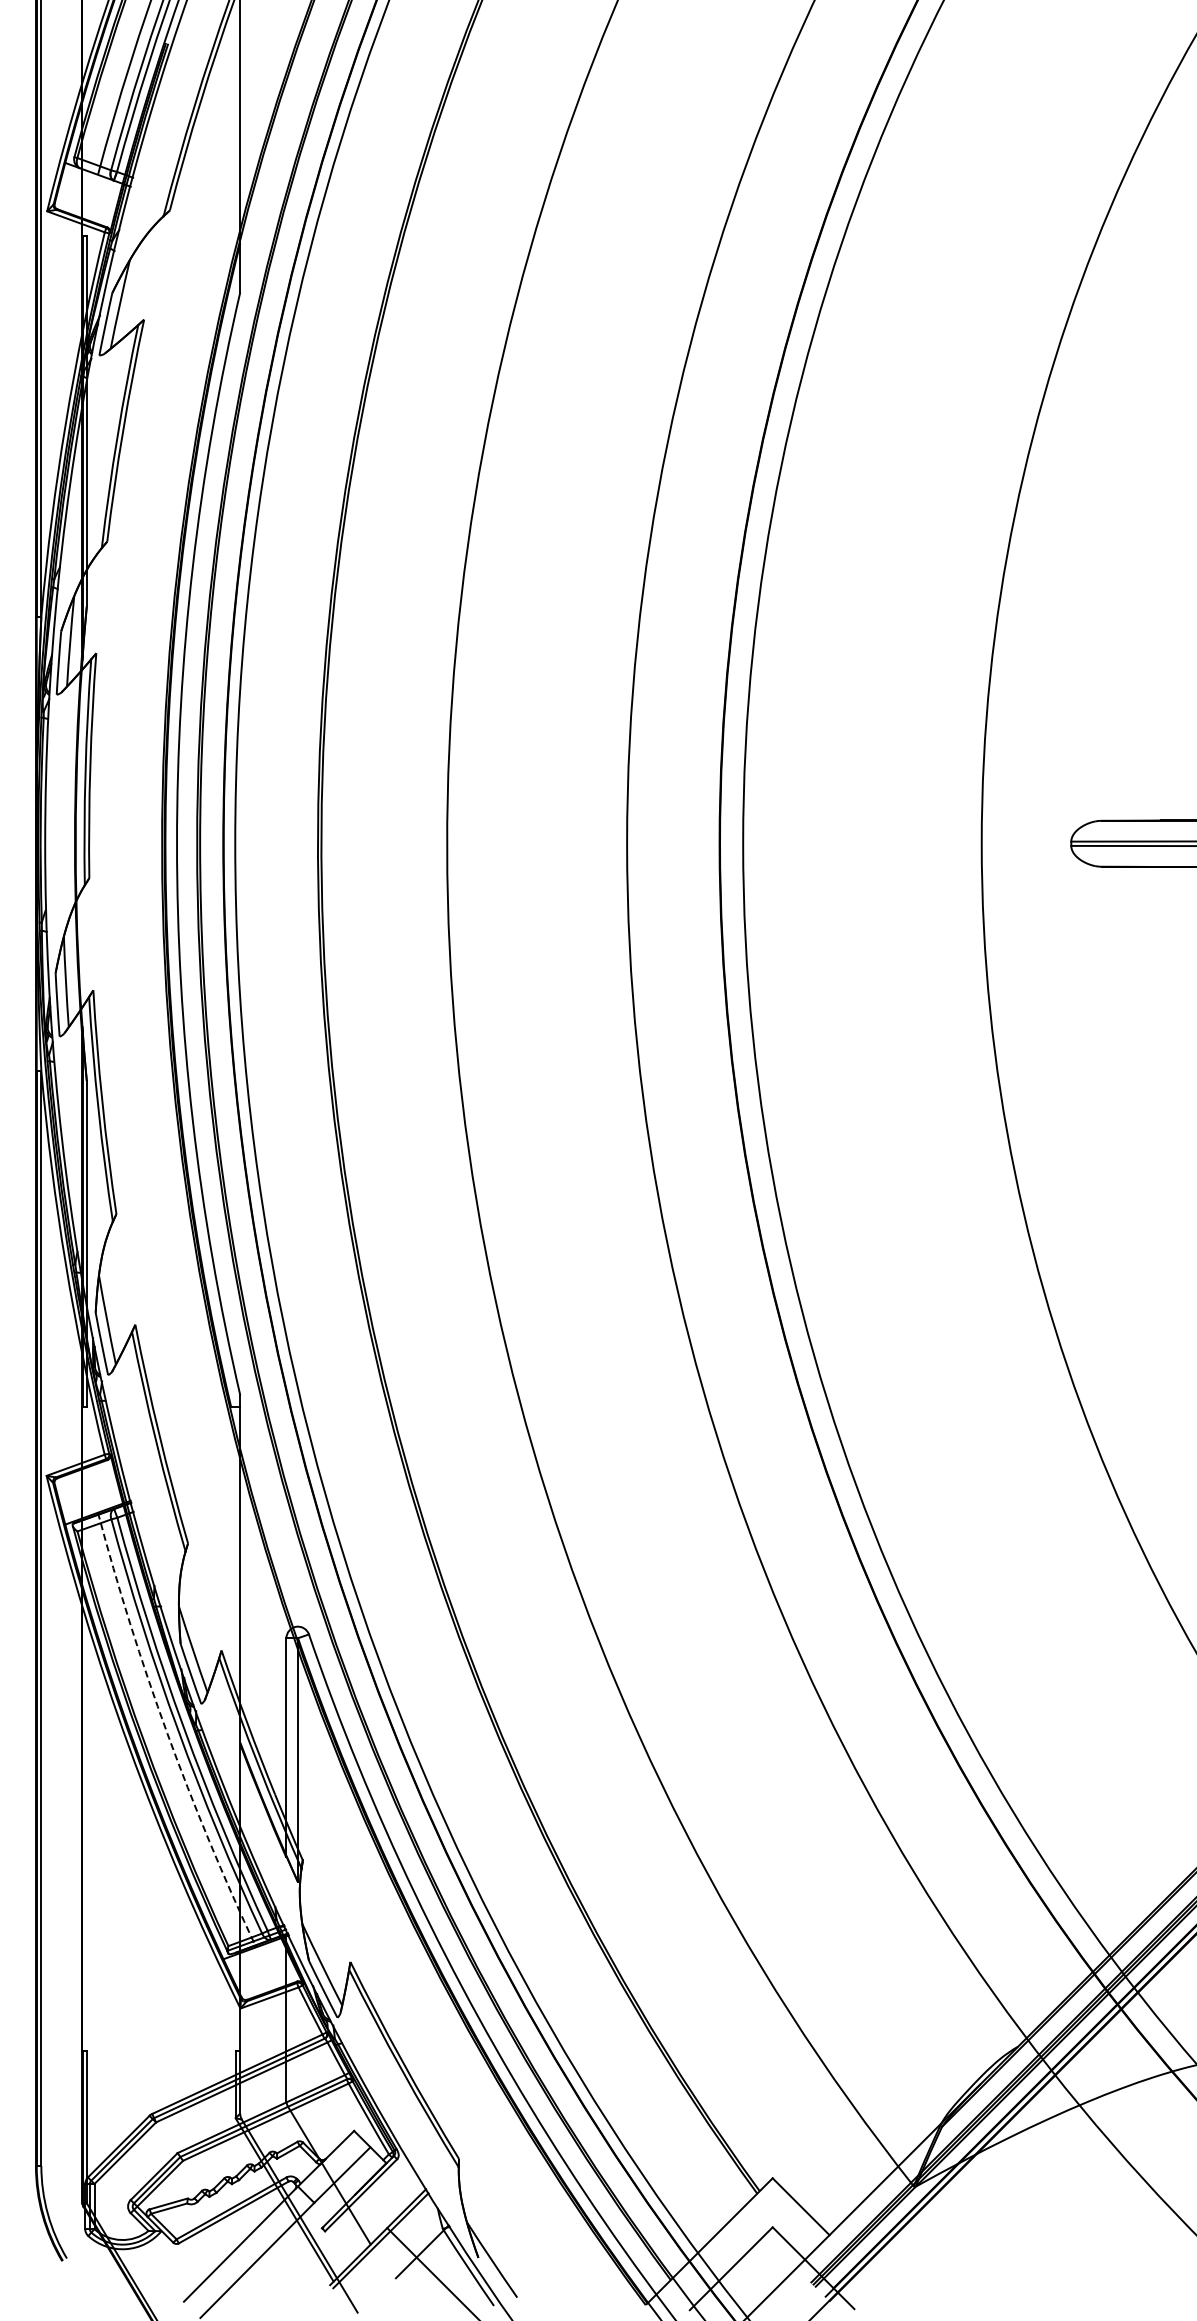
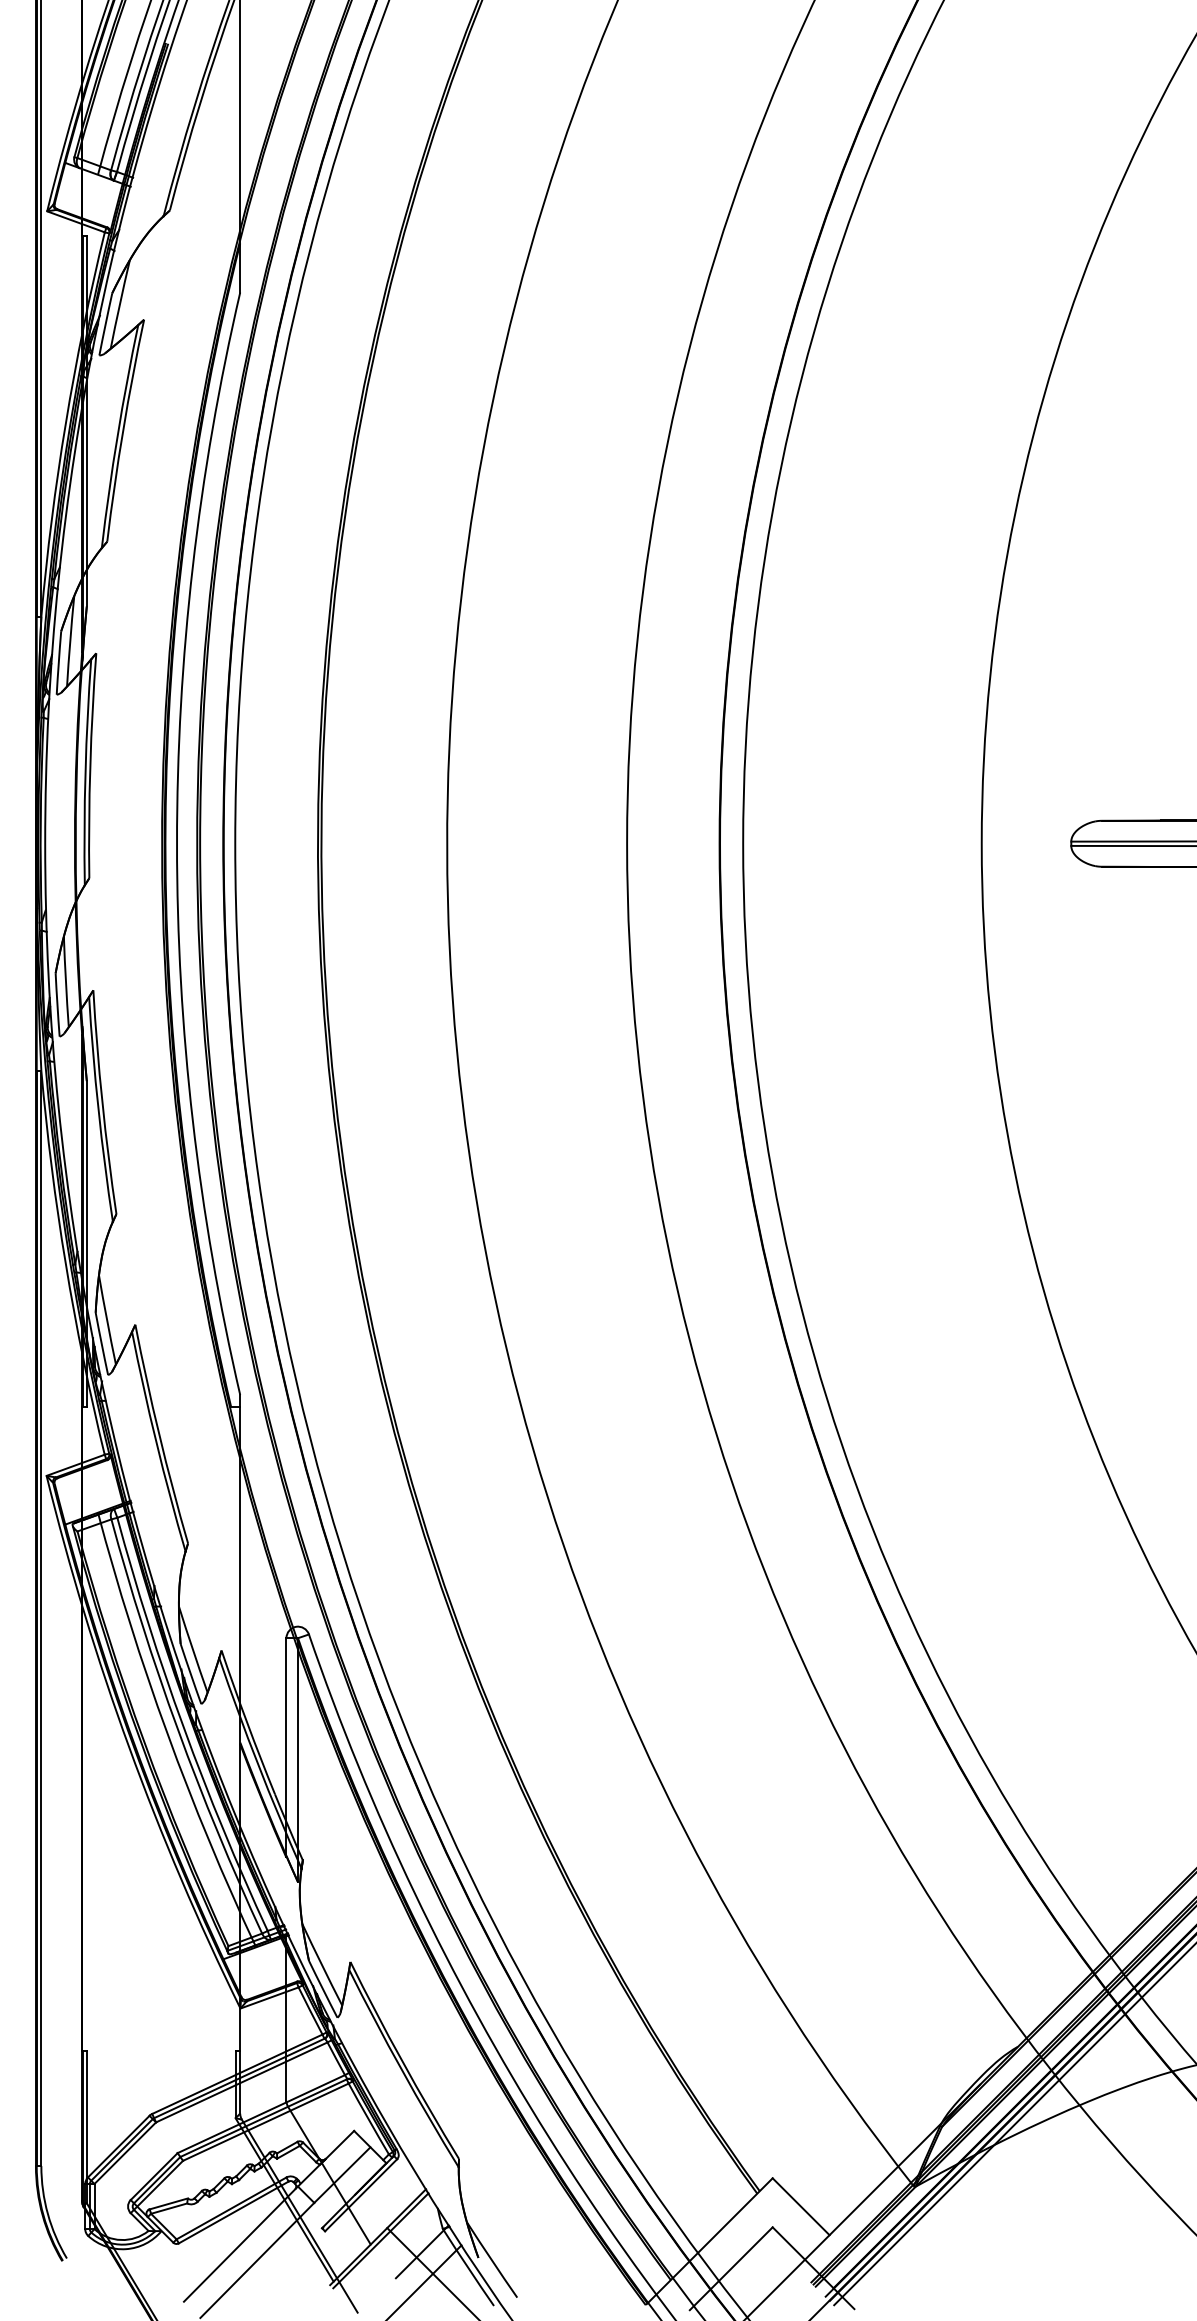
arc: dashed -> solid (167, 1733)
line: none -> present (1013, 2125)
line: none -> present (425, 2281)
